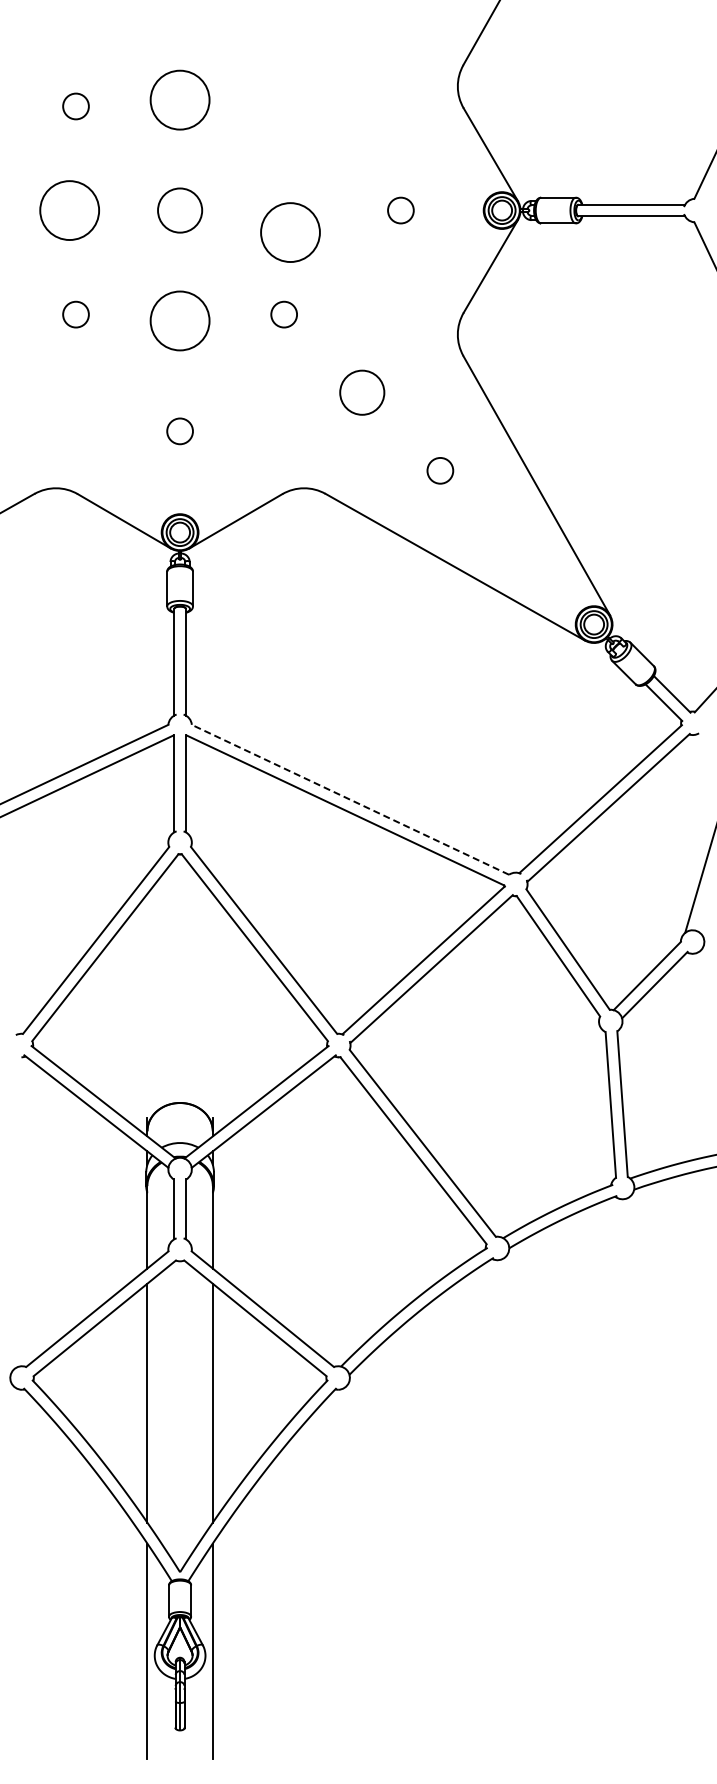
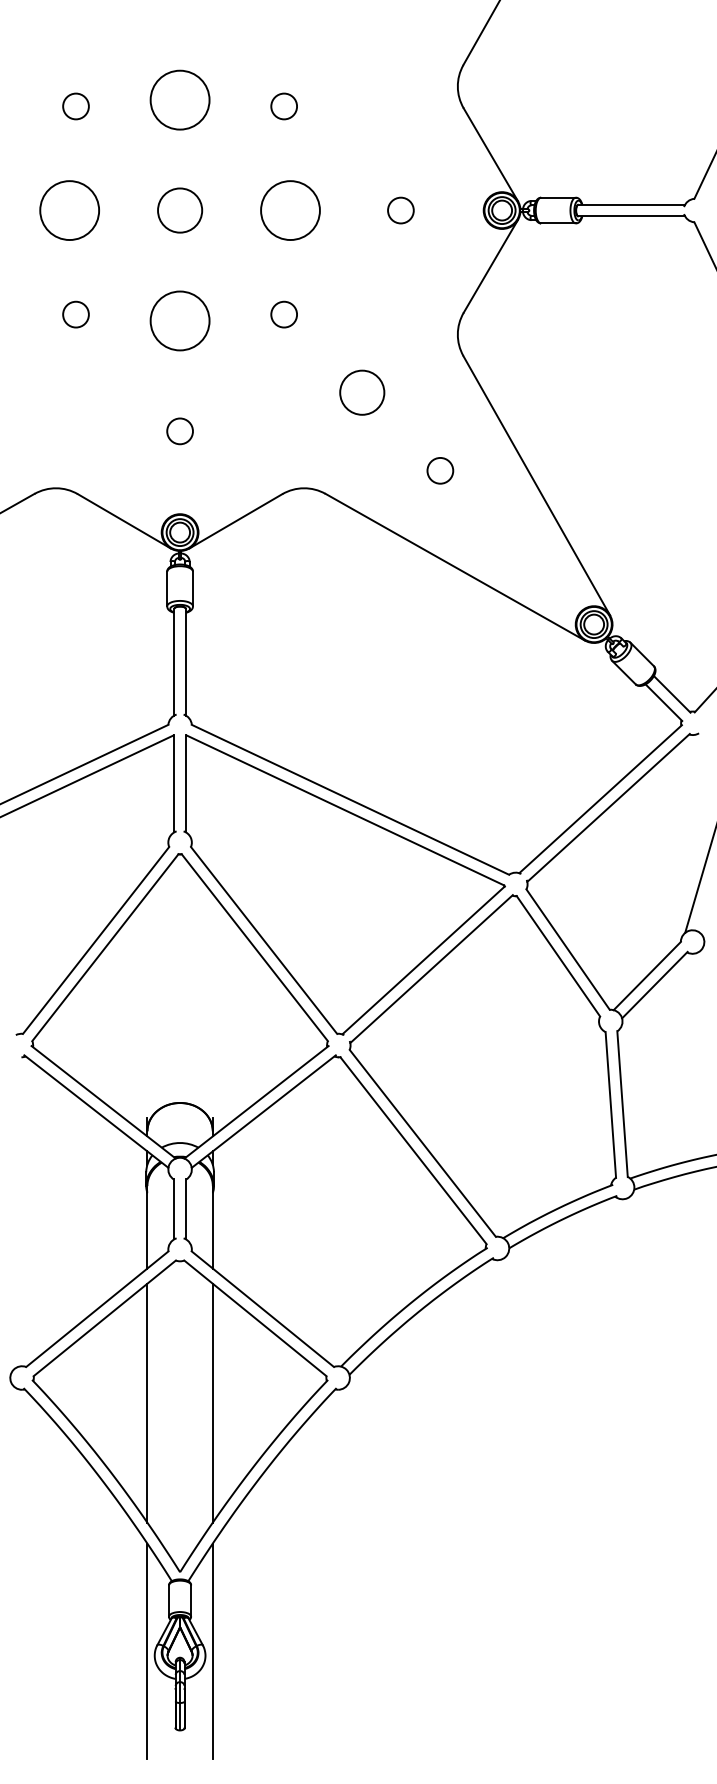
circle: none -> present (283, 106)
circle position: (290, 232) -> (290, 210) (290, 210)
line: dashed -> solid (350, 799)
